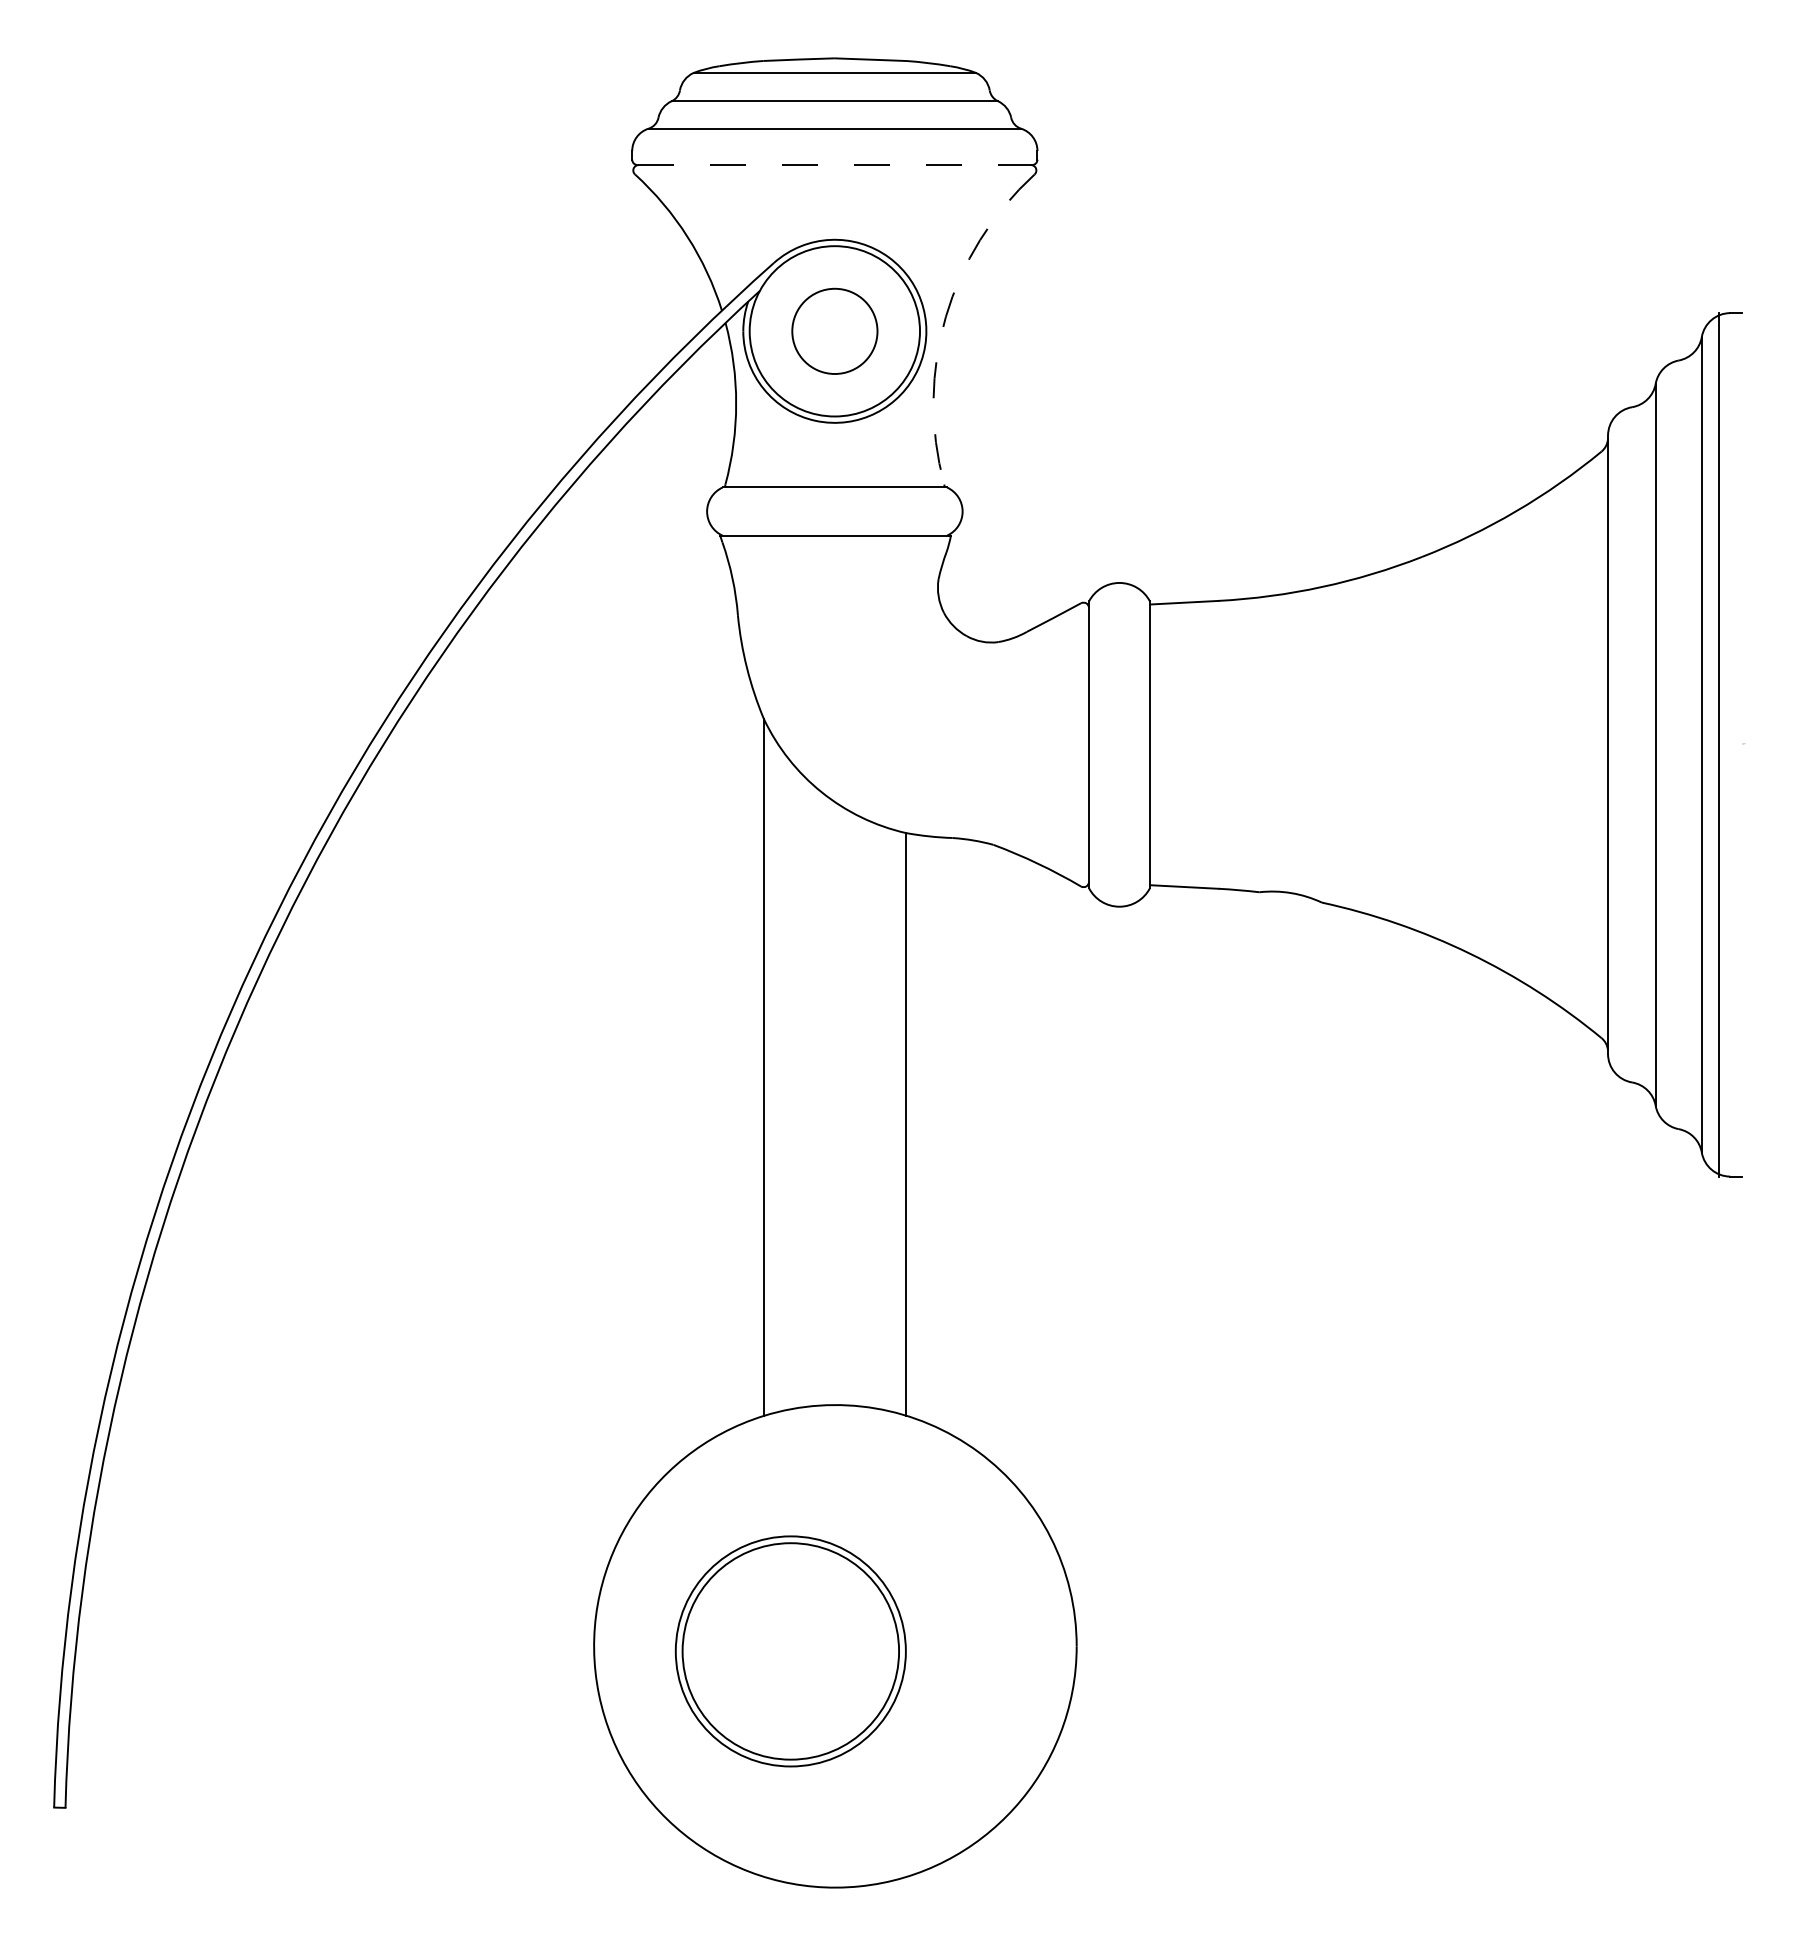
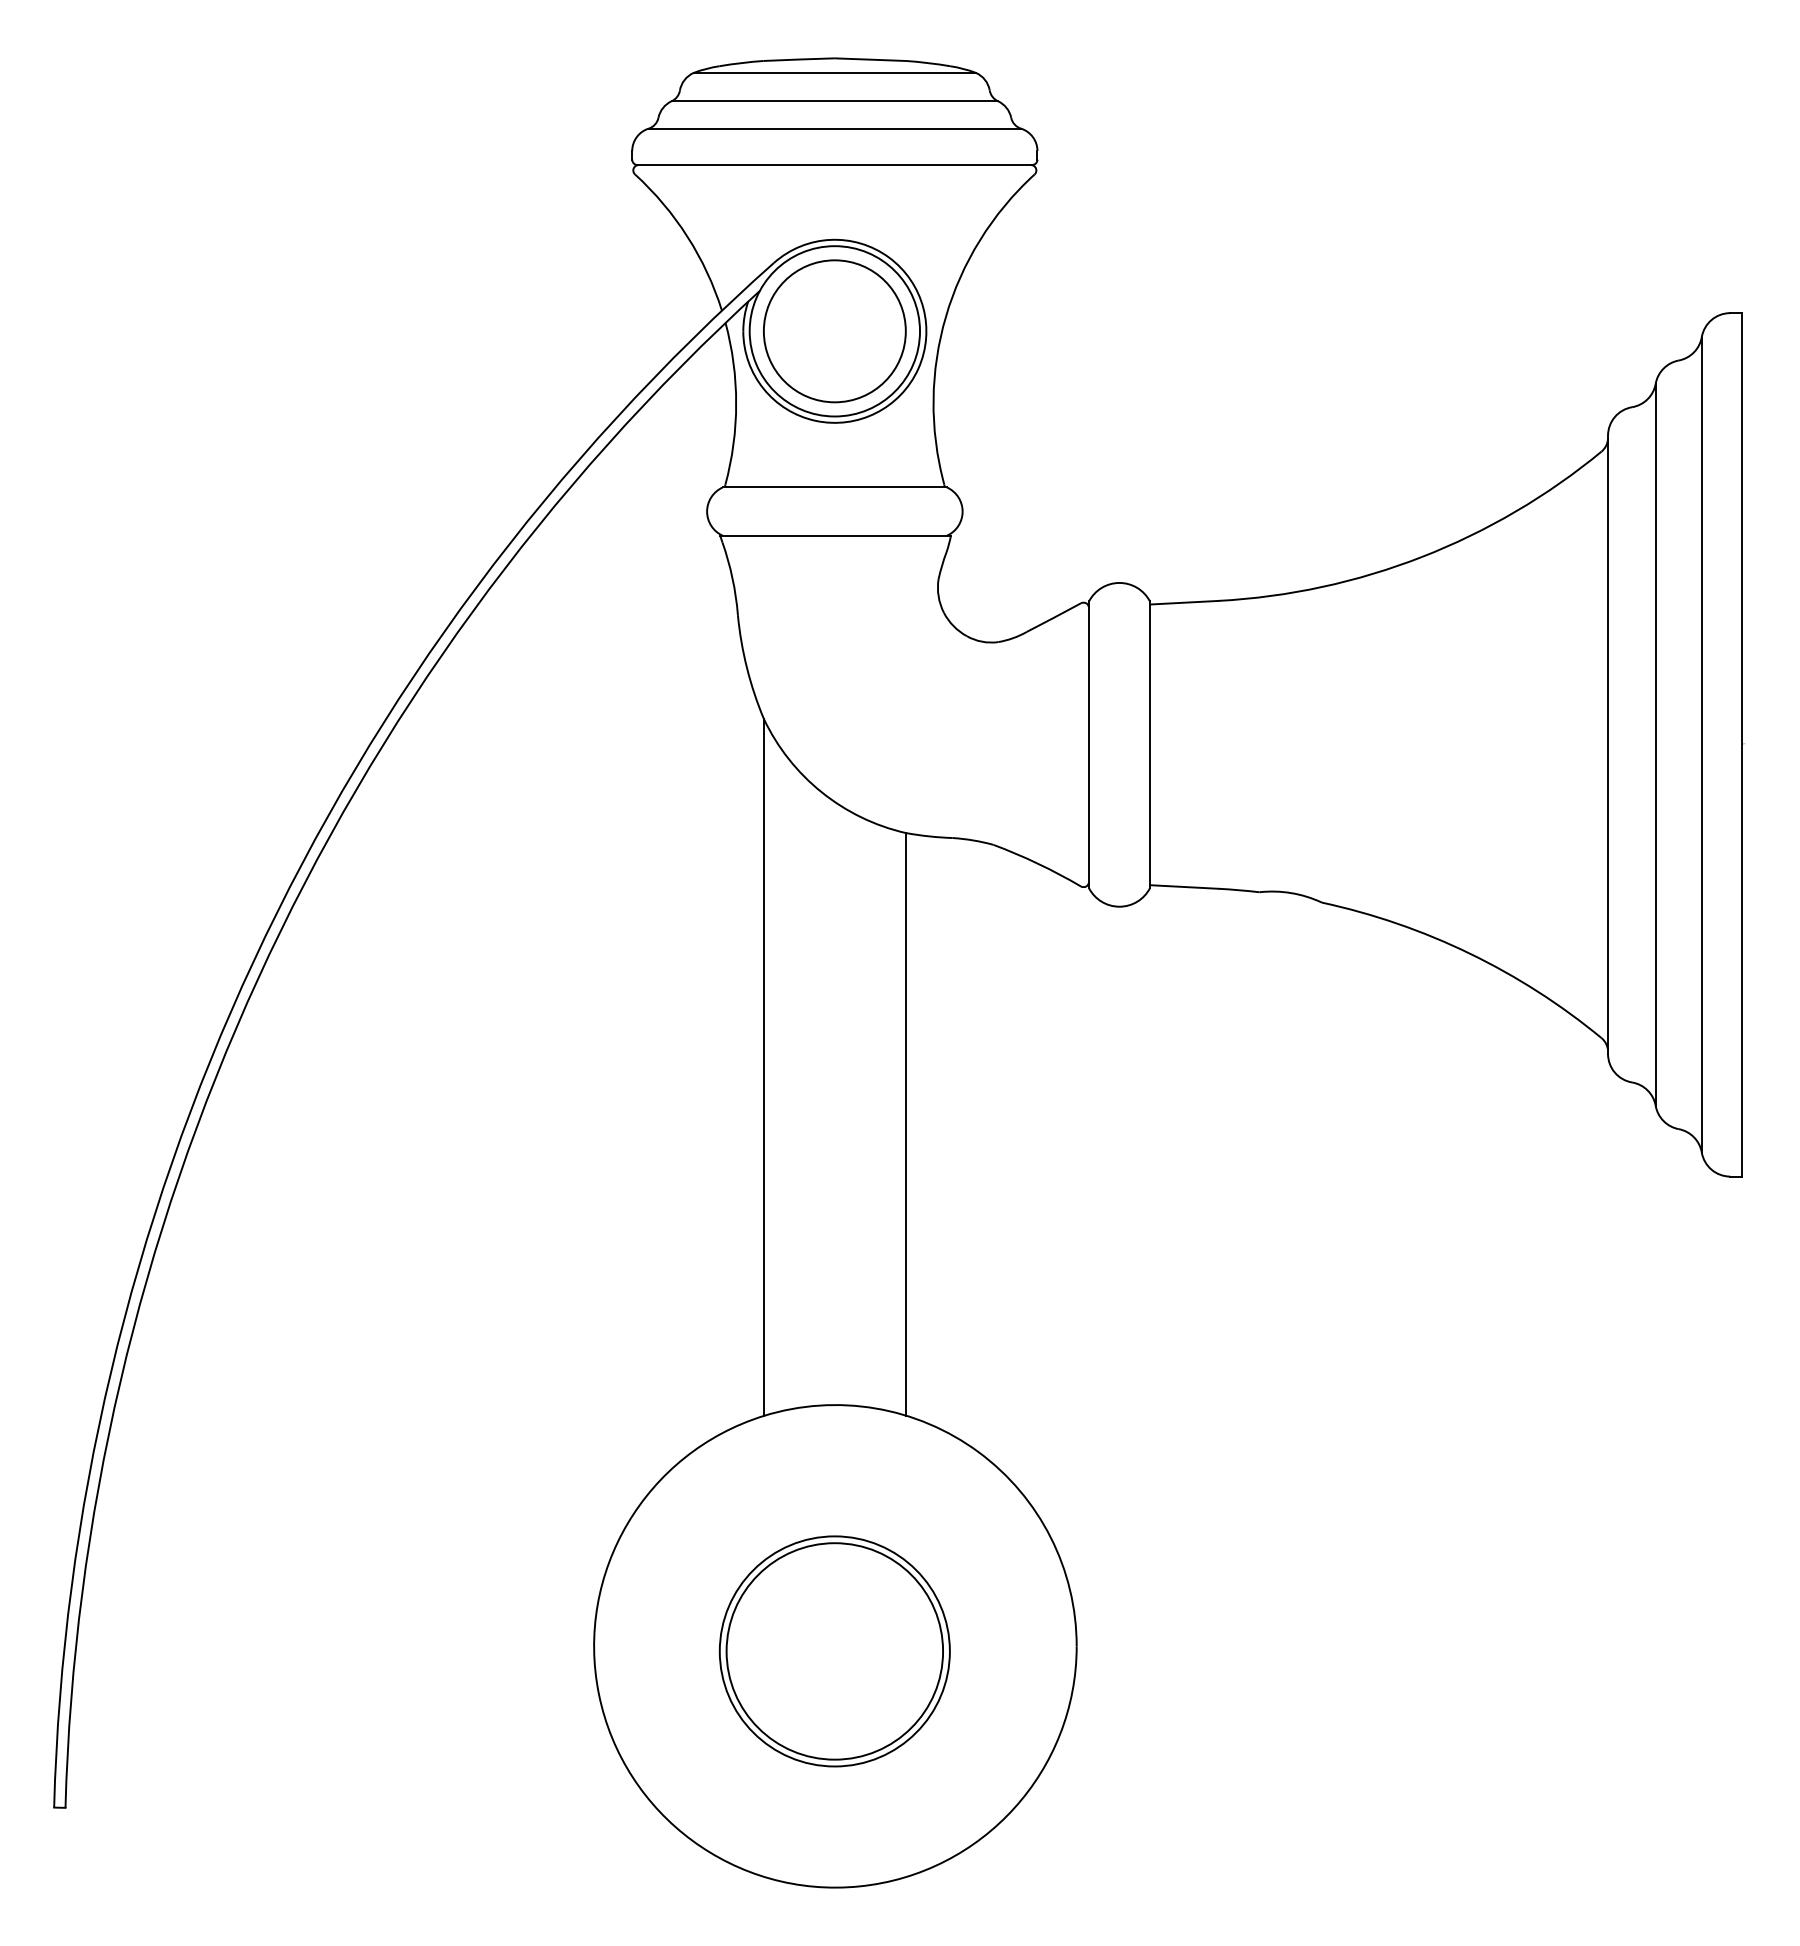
line: dashed -> solid (835, 165)
arc: dashed -> solid (945, 316)
circle size: 88x88 px -> 144x145 px (834, 331)
line position: (1718, 744) -> (1741, 744) (1741, 744)
part position: (790, 1651) -> (834, 1651) (834, 1651)
